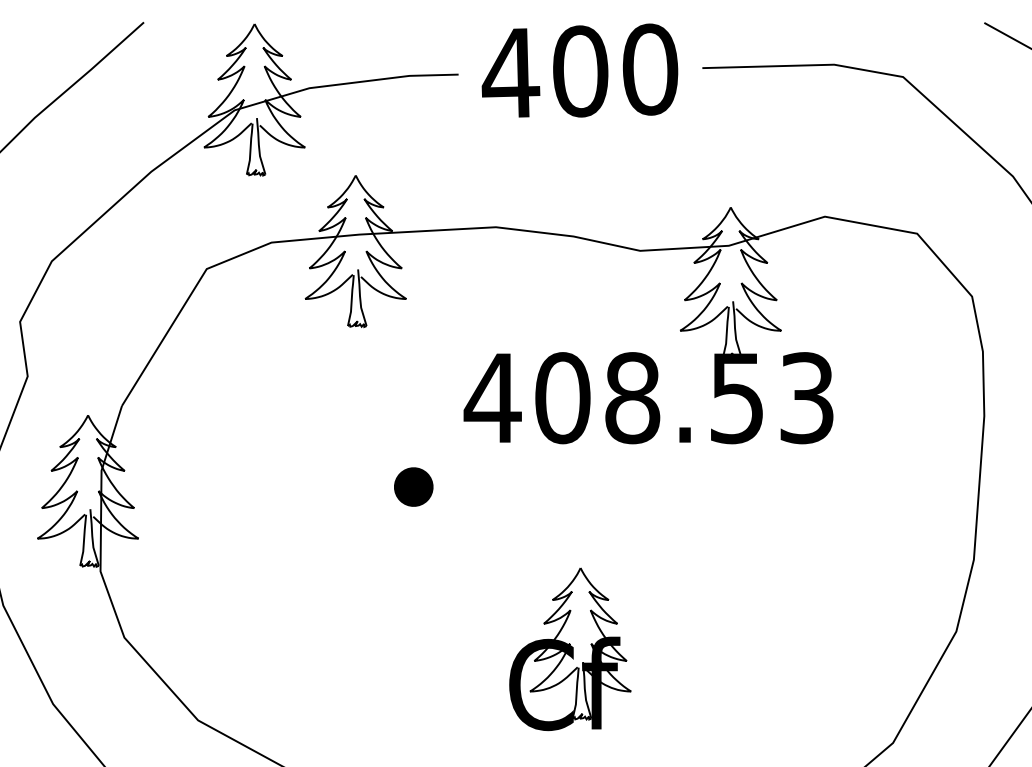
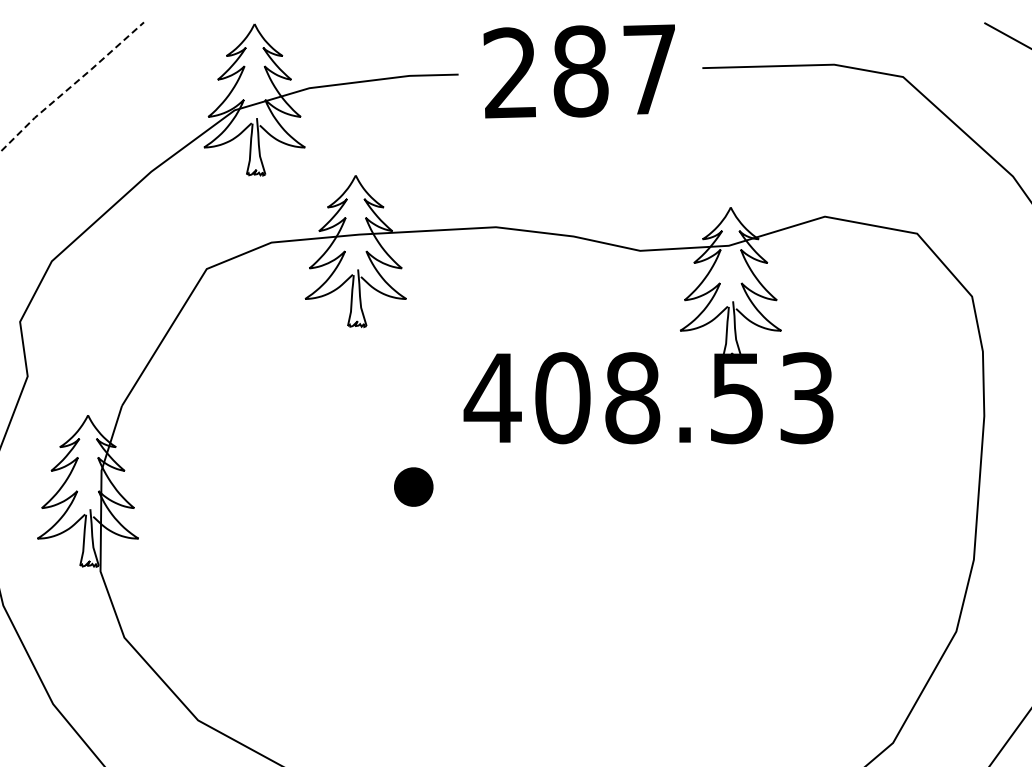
text: 400 -> 287 (579, 70)
line: solid -> dashed (71, 86)
part: present -> none (570, 649)
